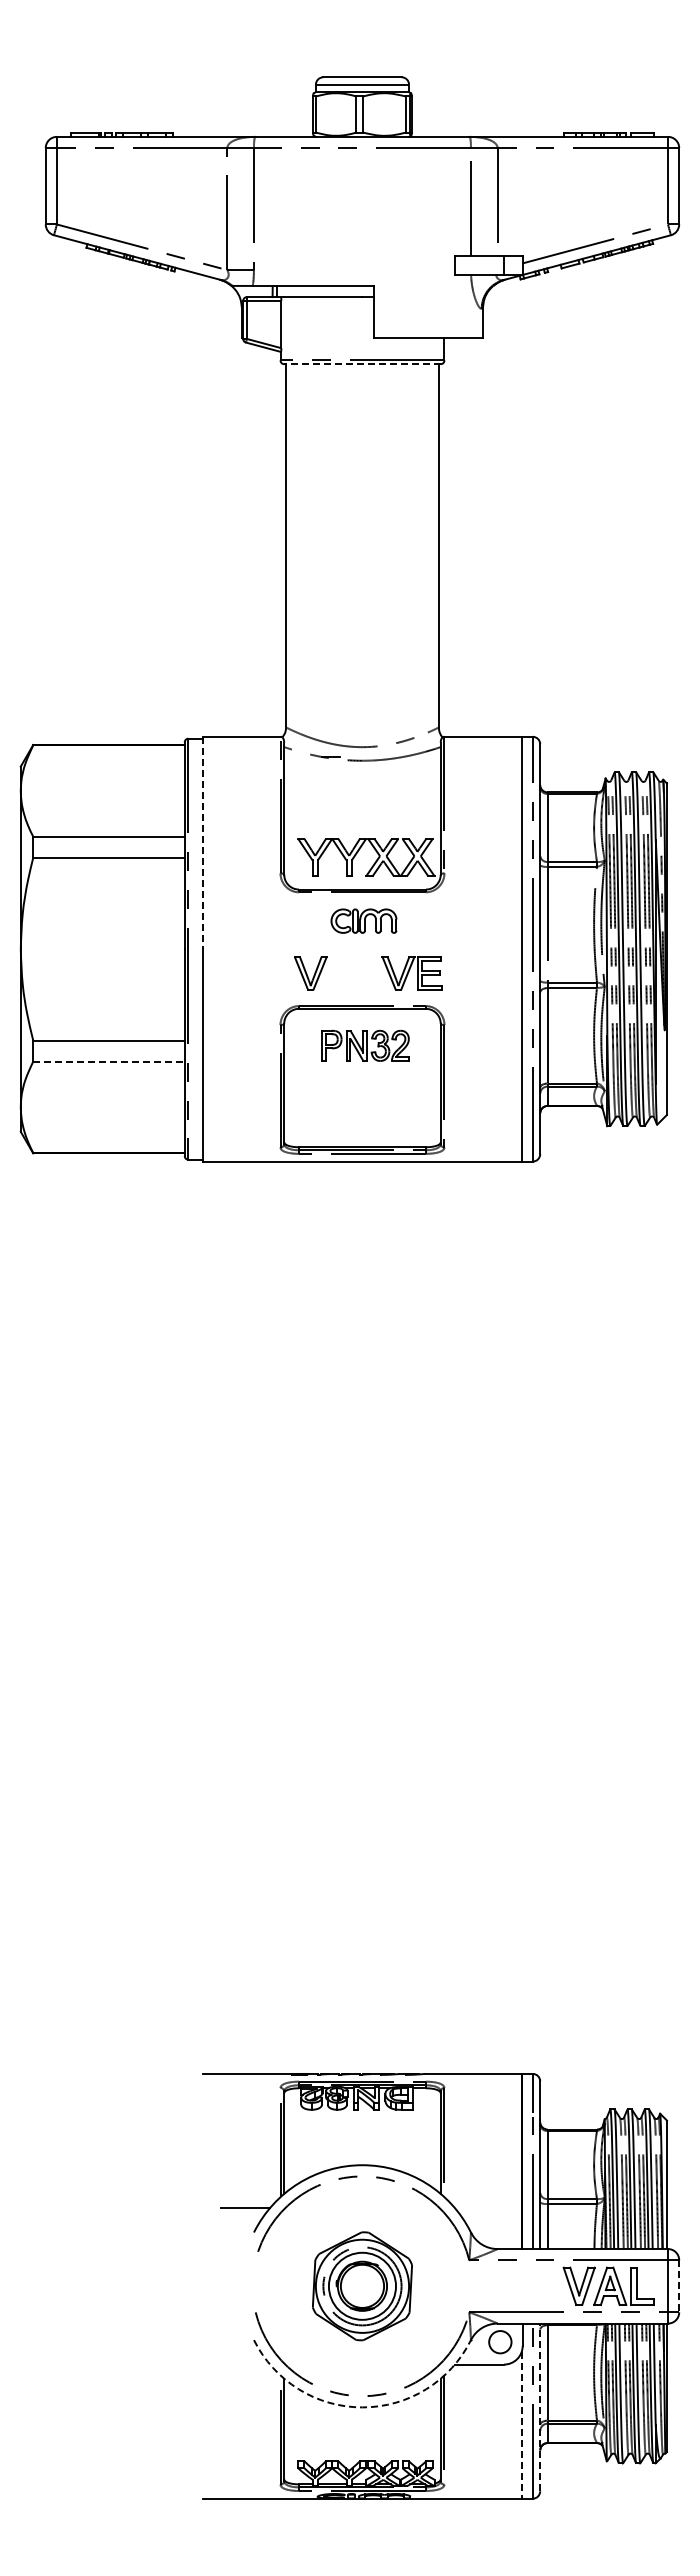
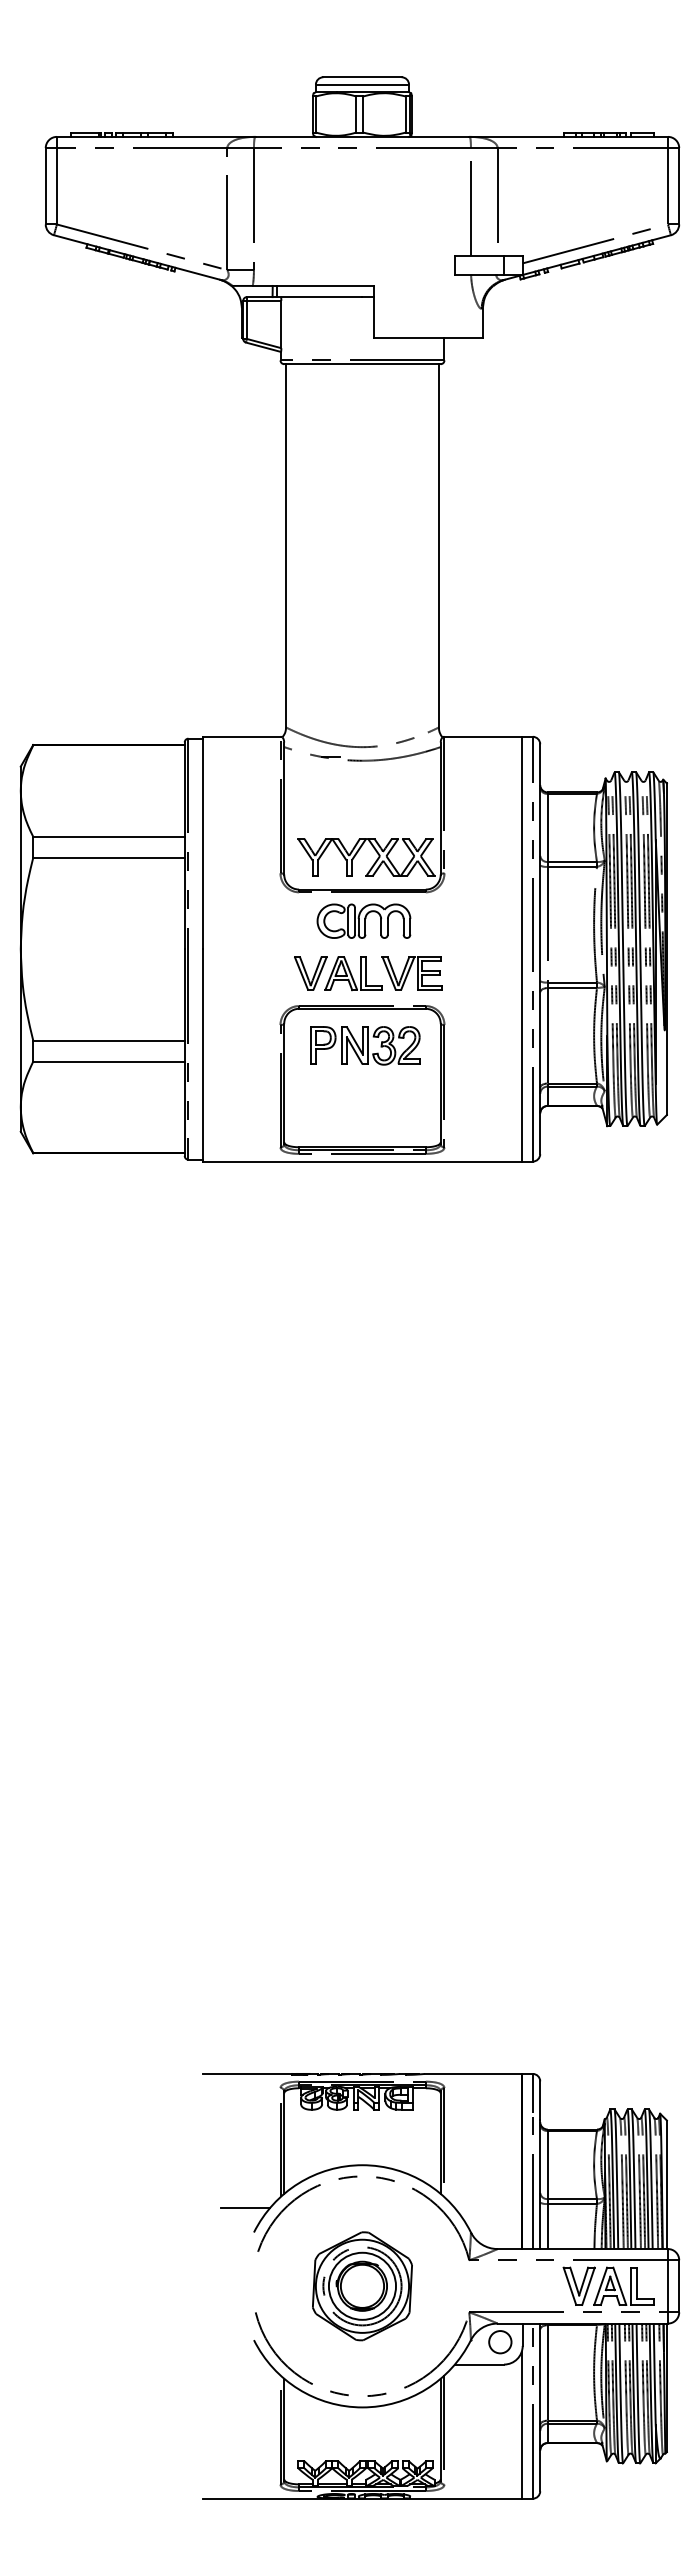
line: dashed -> solid (361, 364)
line: dashed -> solid (203, 843)
part size: 68x26 px -> 96x36 px (363, 920)
part: none -> present (353, 973)
part size: 89x33 px -> 111x40 px (365, 1045)
line: dashed -> solid (109, 1061)
line: dashed -> solid (679, 2286)
arc: dashed -> solid (362, 2407)
line: dashed -> solid (540, 2407)
line: dashed -> solid (521, 2426)
